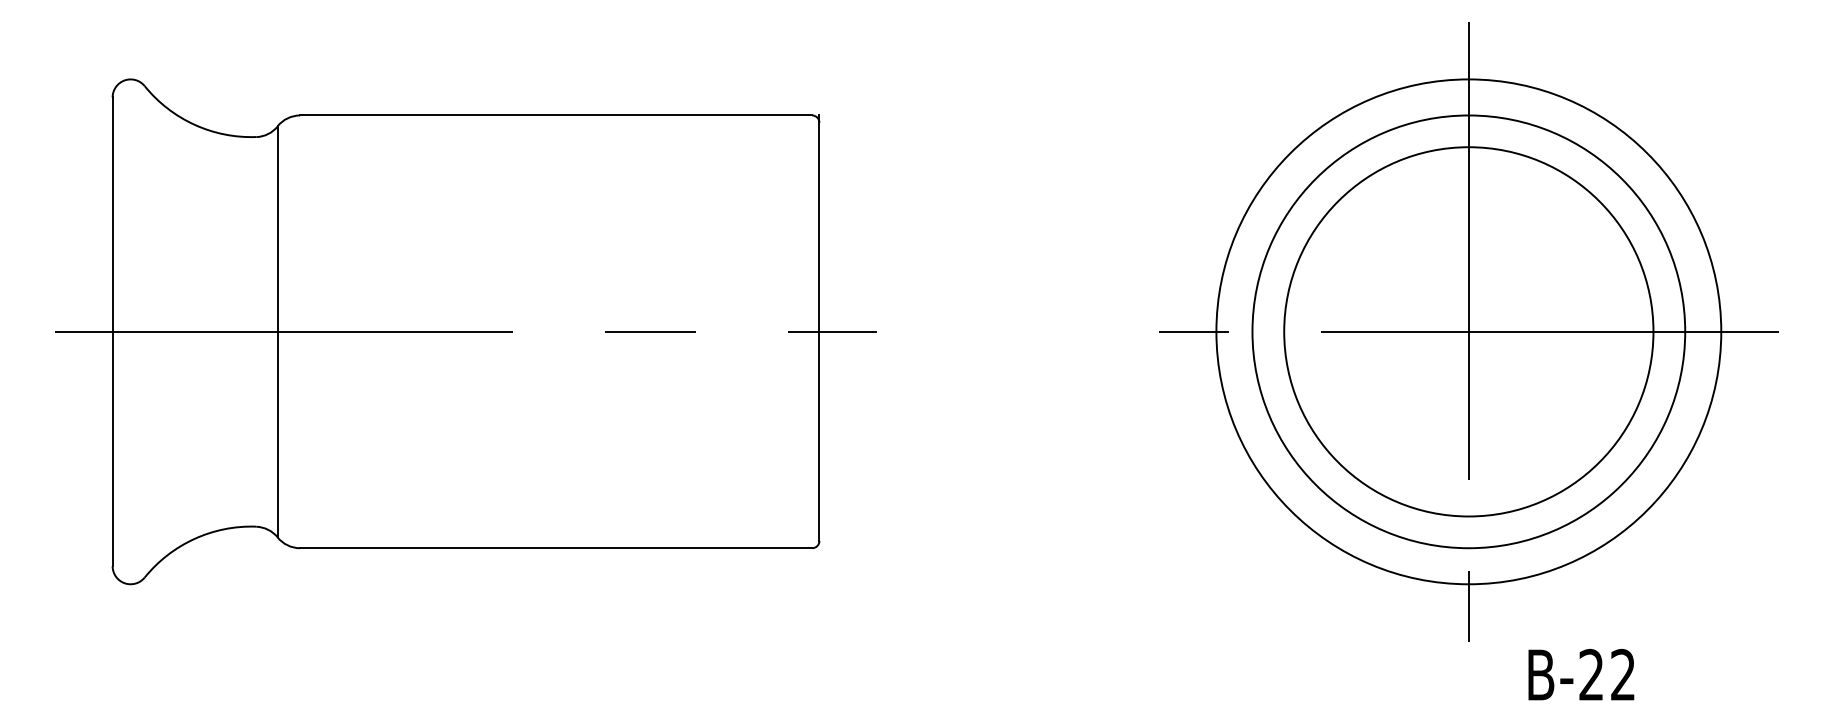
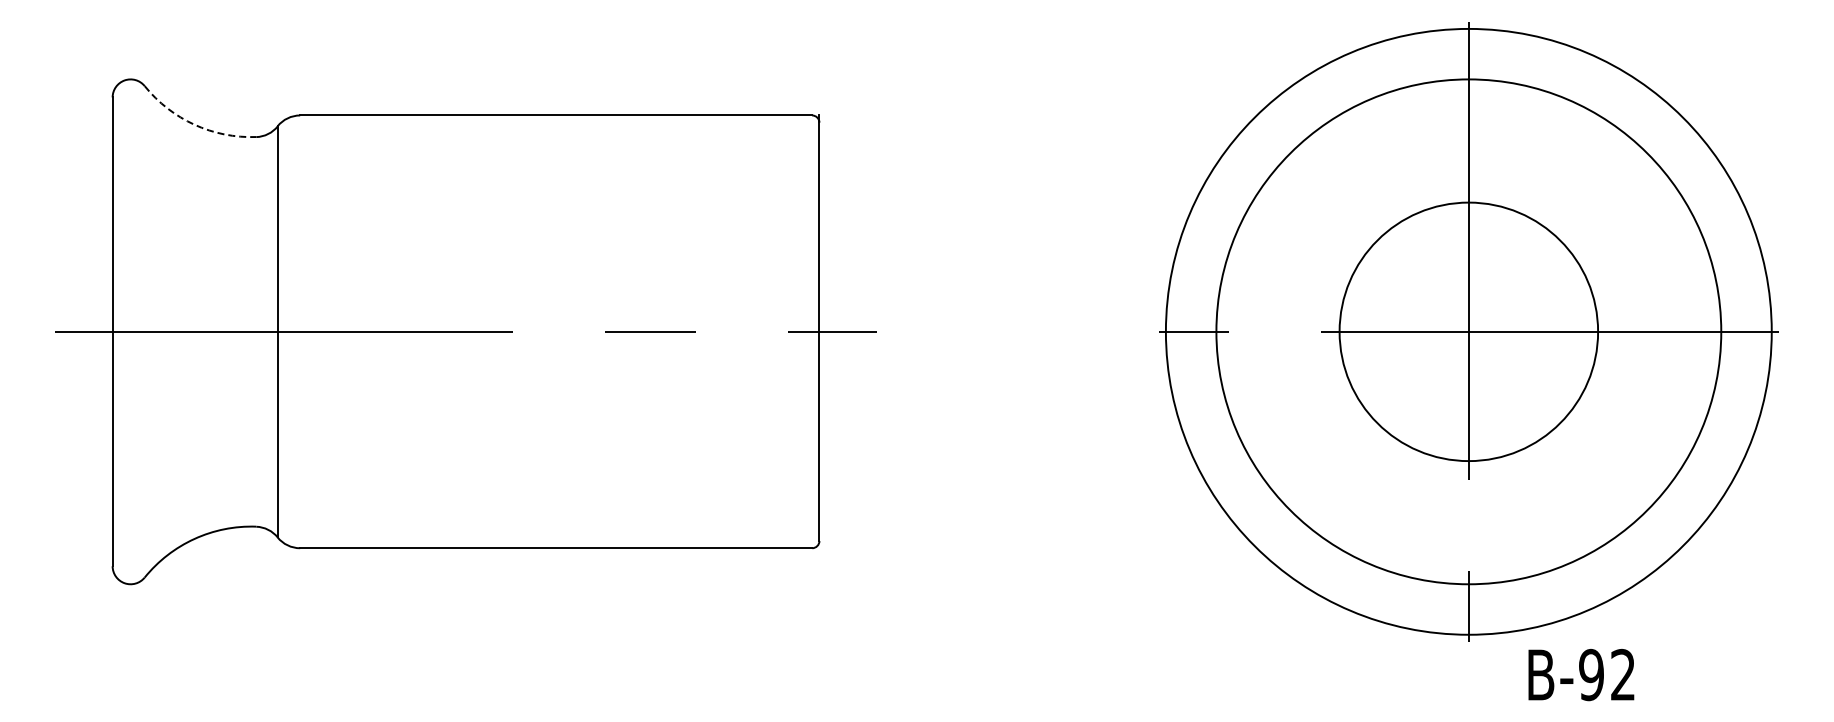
arc: solid -> dashed (194, 124)
circle diameter: 369 px -> 258 px (1468, 331)
circle diameter: 433 px -> 606 px (1468, 331)
text: B-22 -> B-92 (1591, 675)
